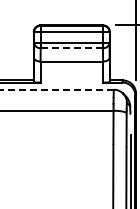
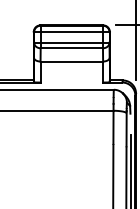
line: dashed -> solid (72, 48)
line: dashed -> solid (56, 89)
